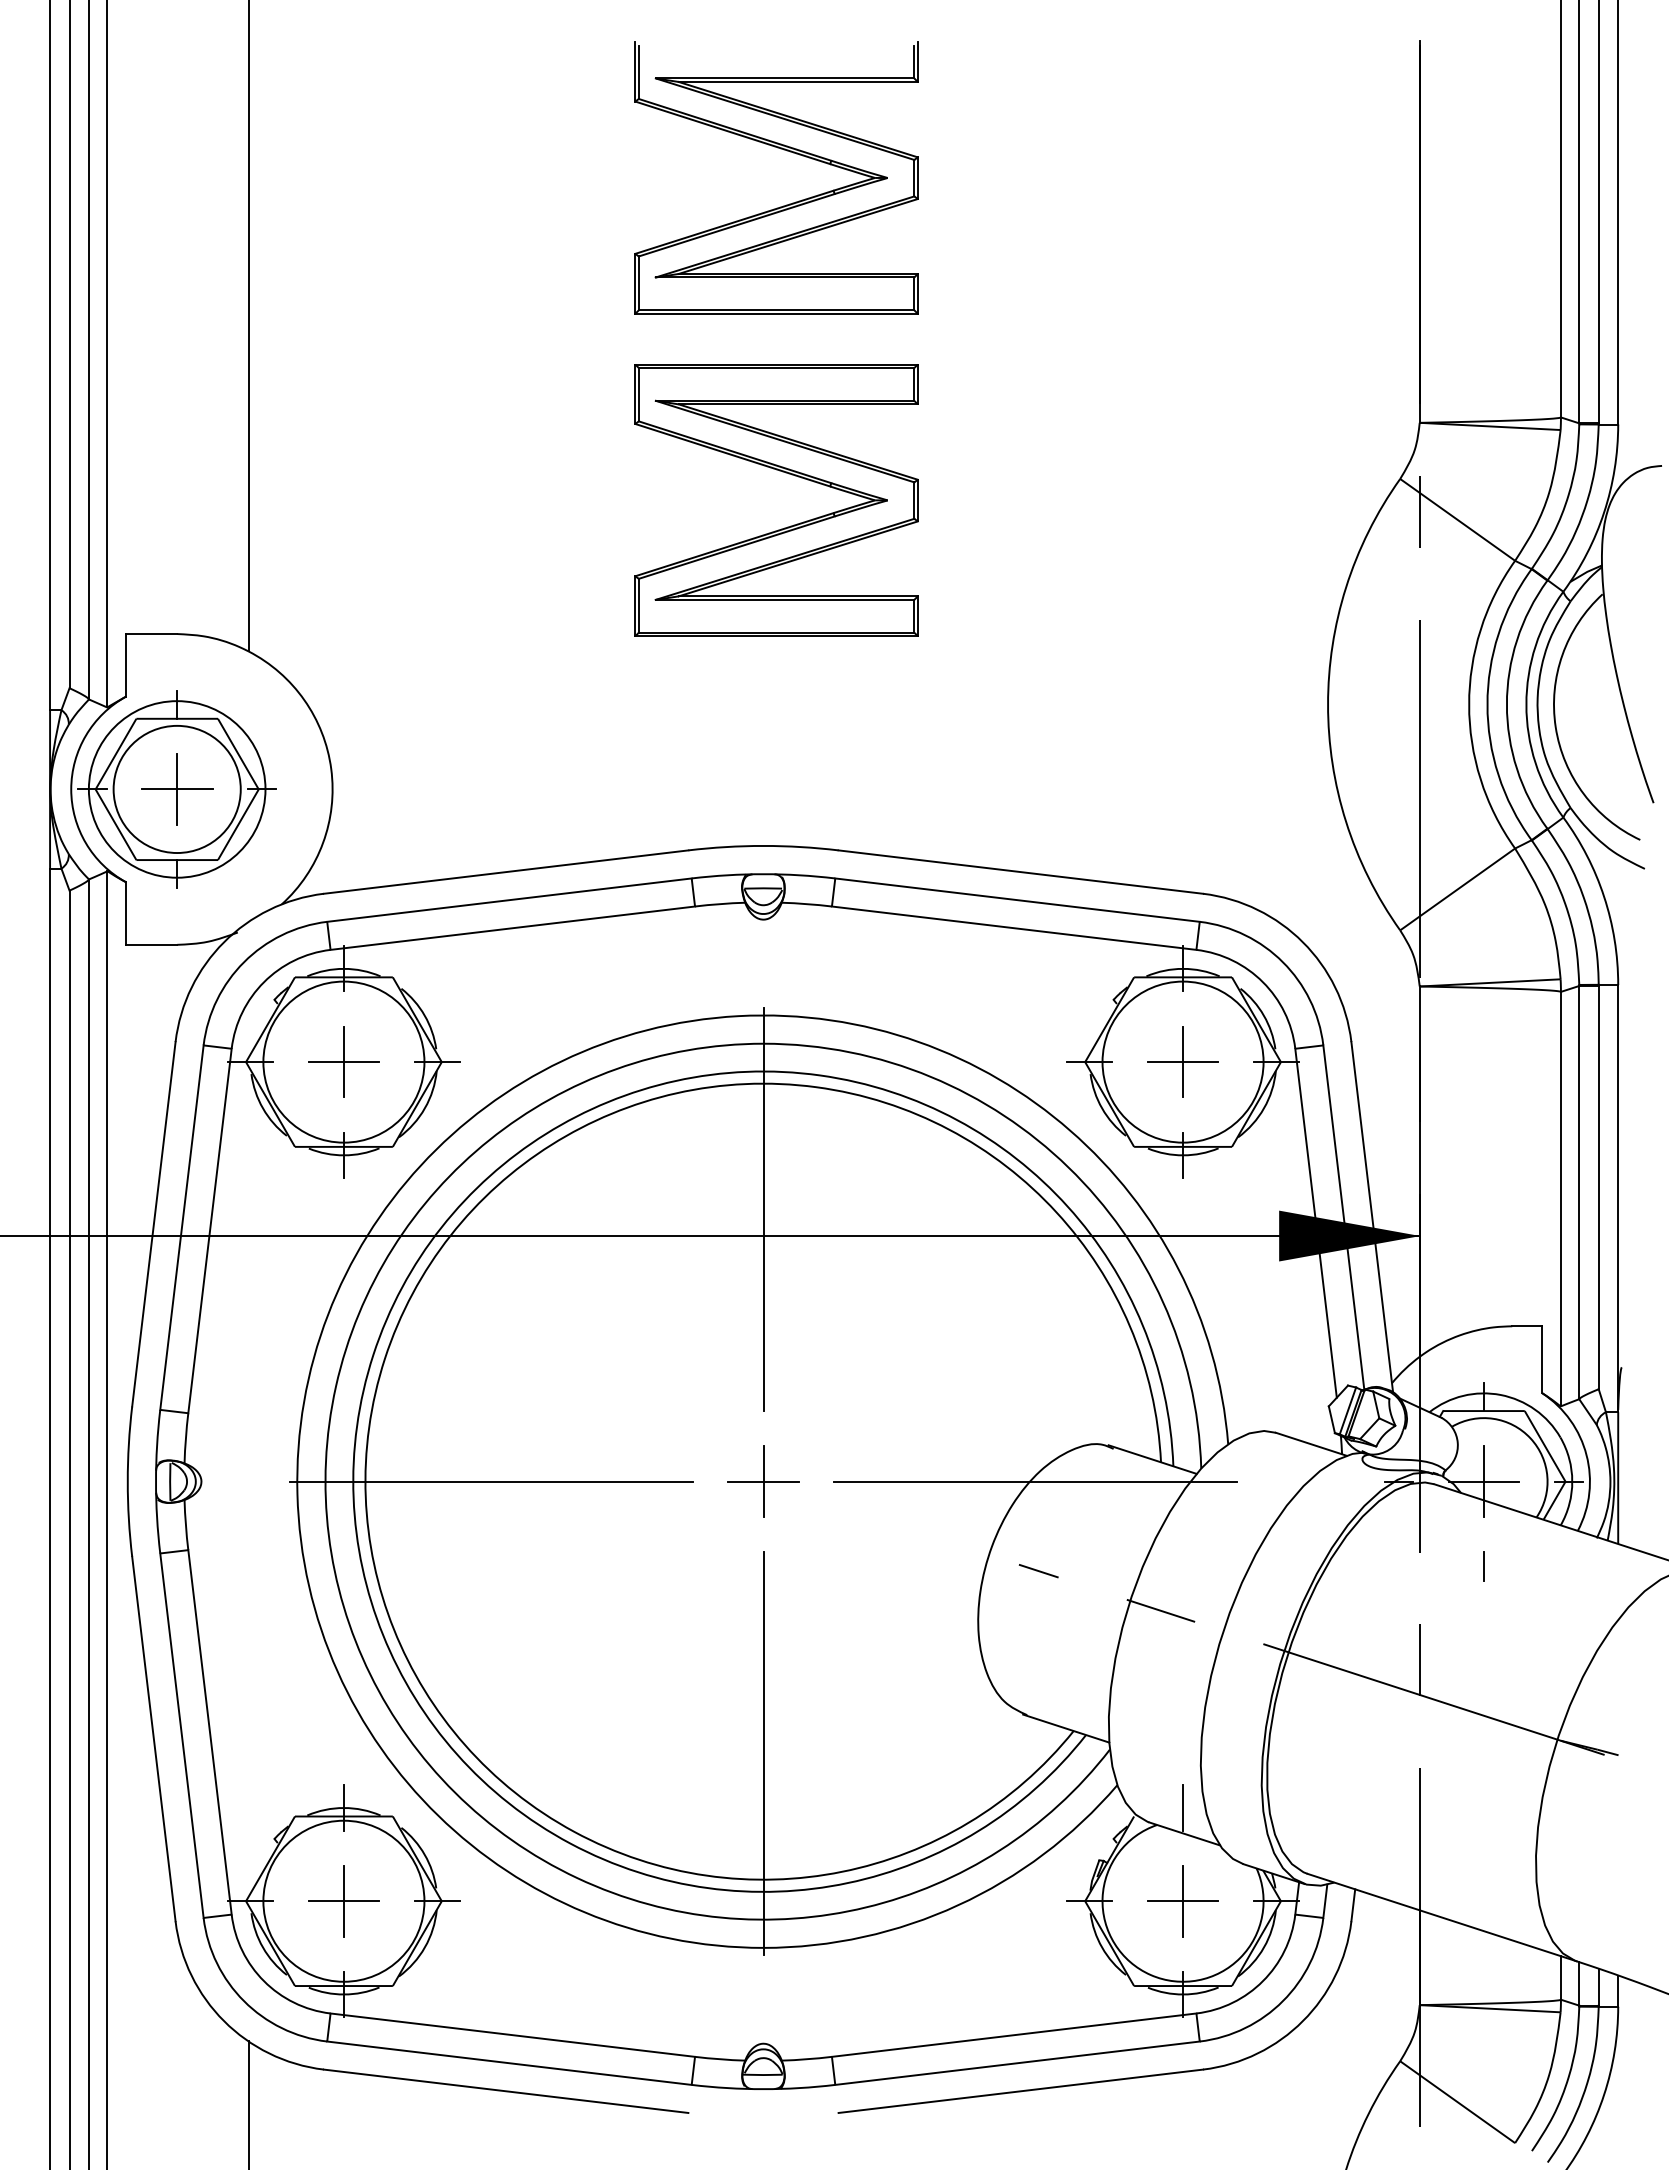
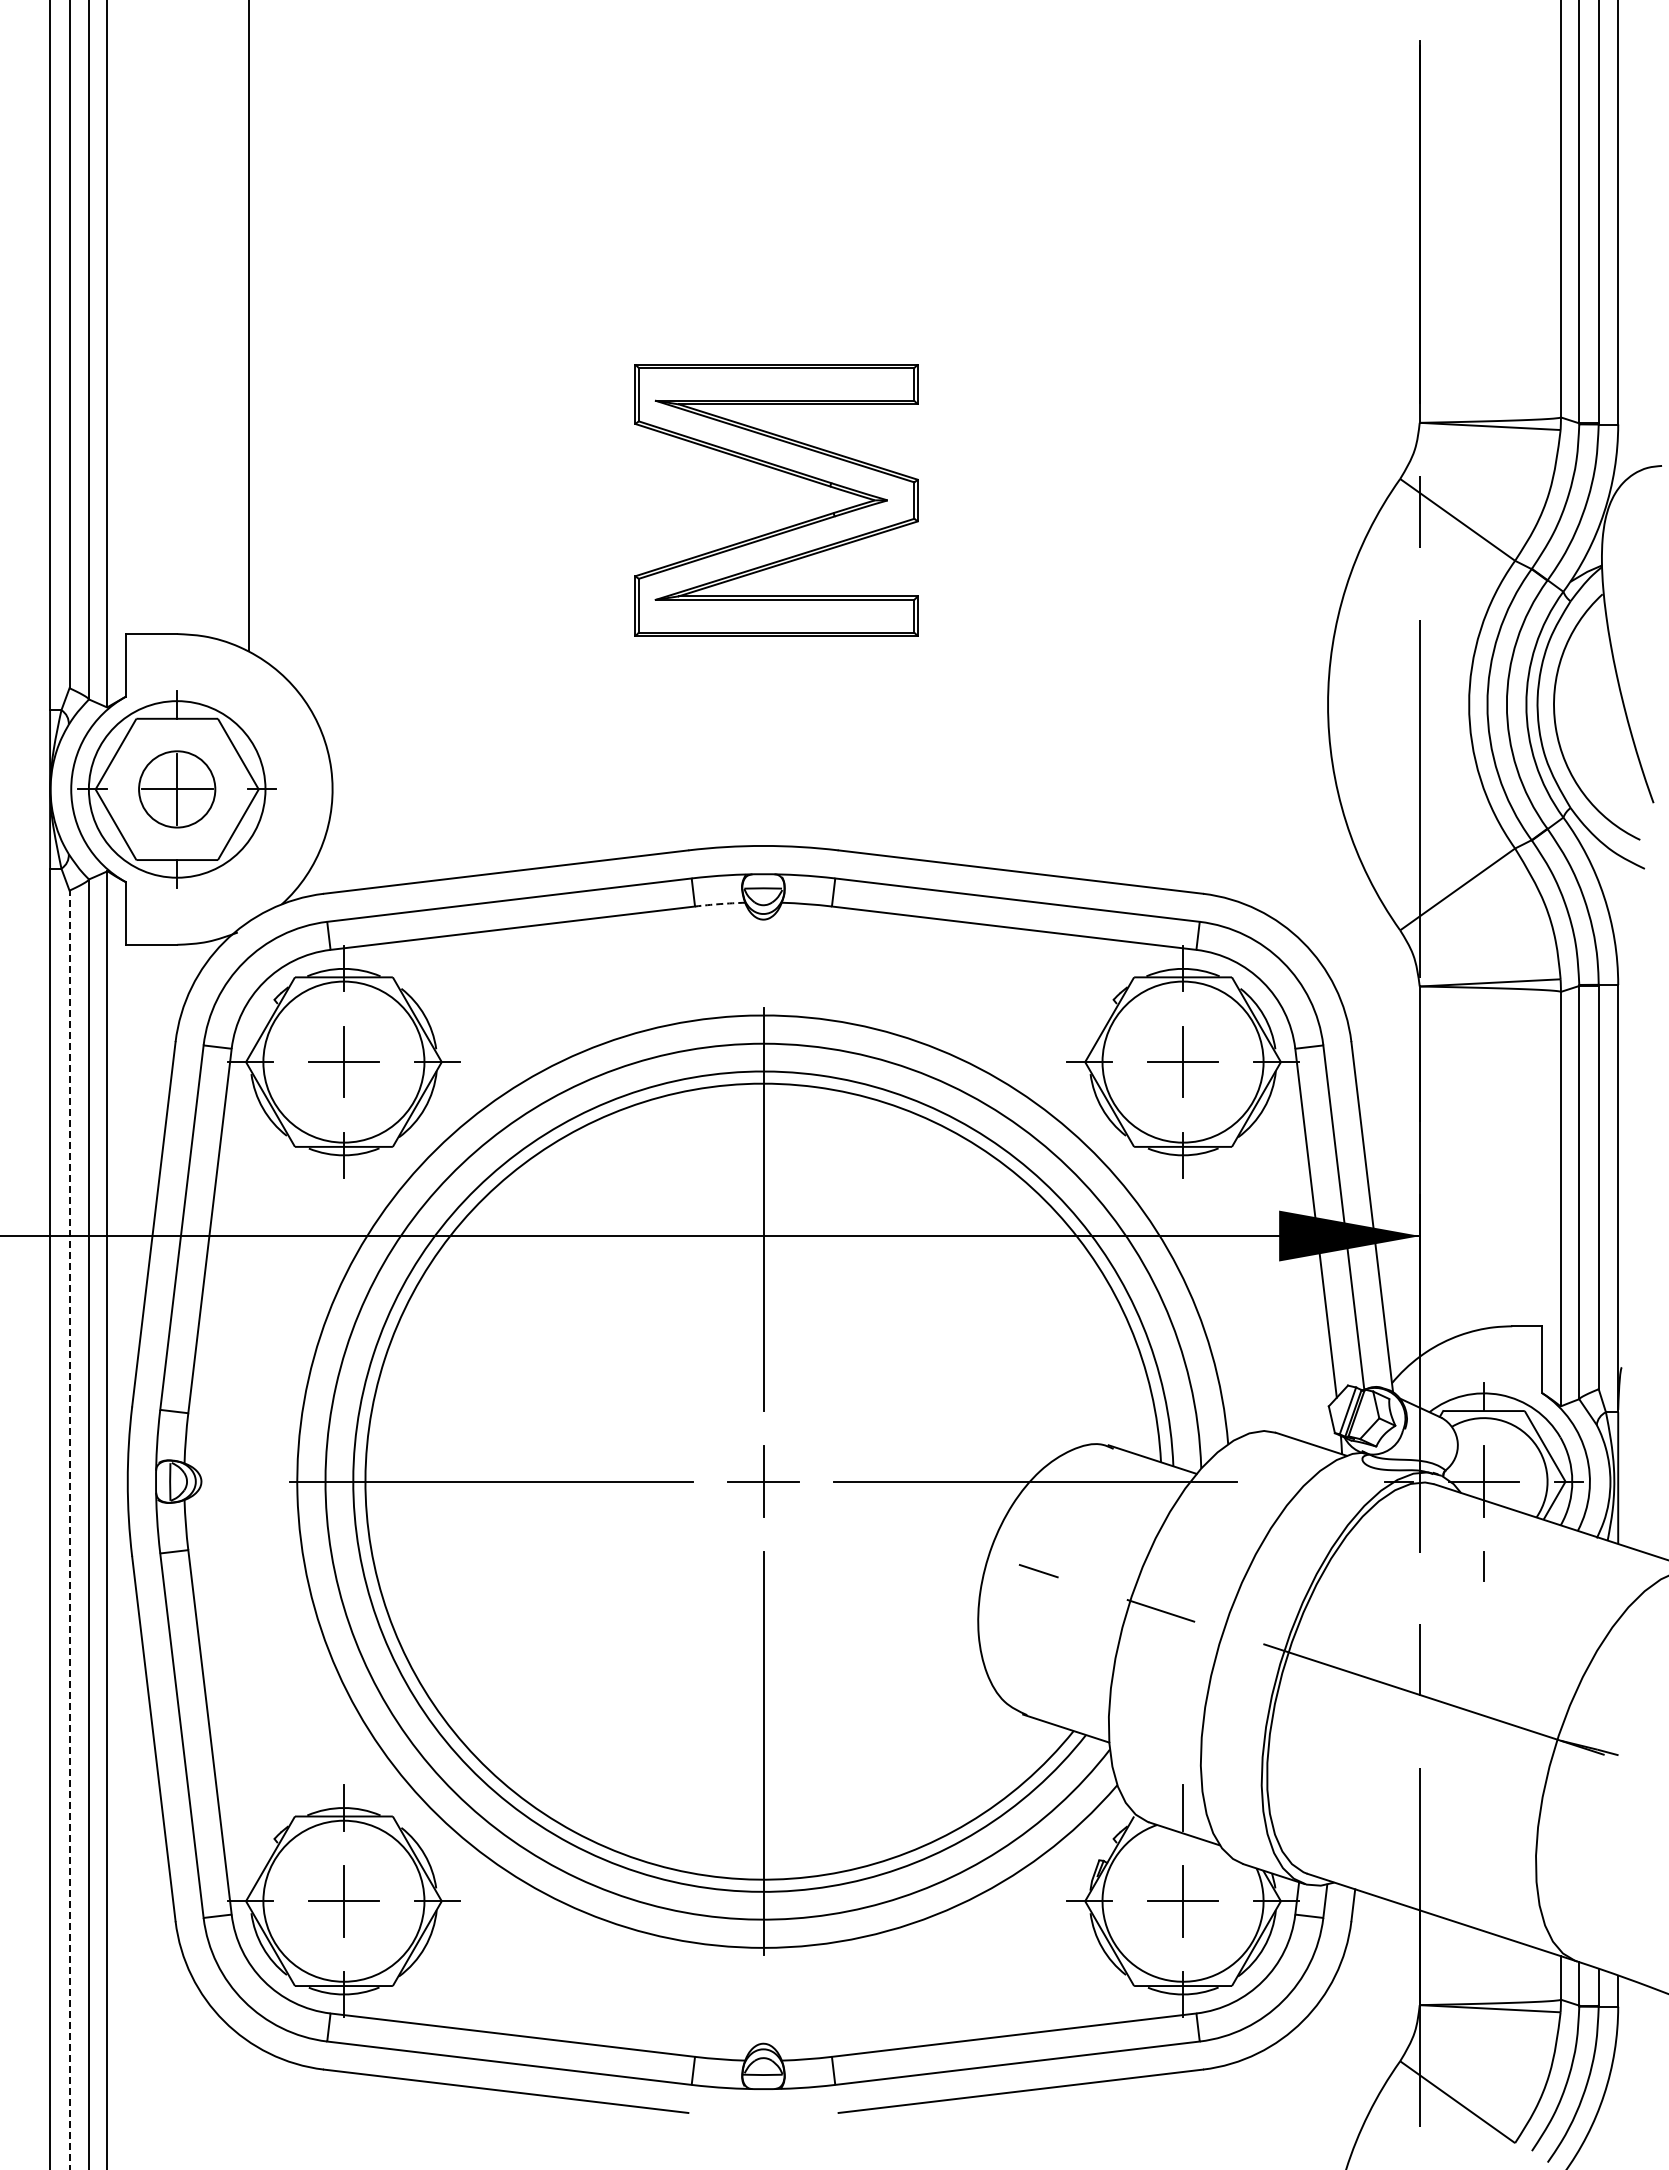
part: present -> none (783, 150)
circle diameter: 127 px -> 76 px (177, 789)
arc: solid -> dashed (720, 904)
line: solid -> dashed (69, 1529)
line: present -> none (248, 2103)
